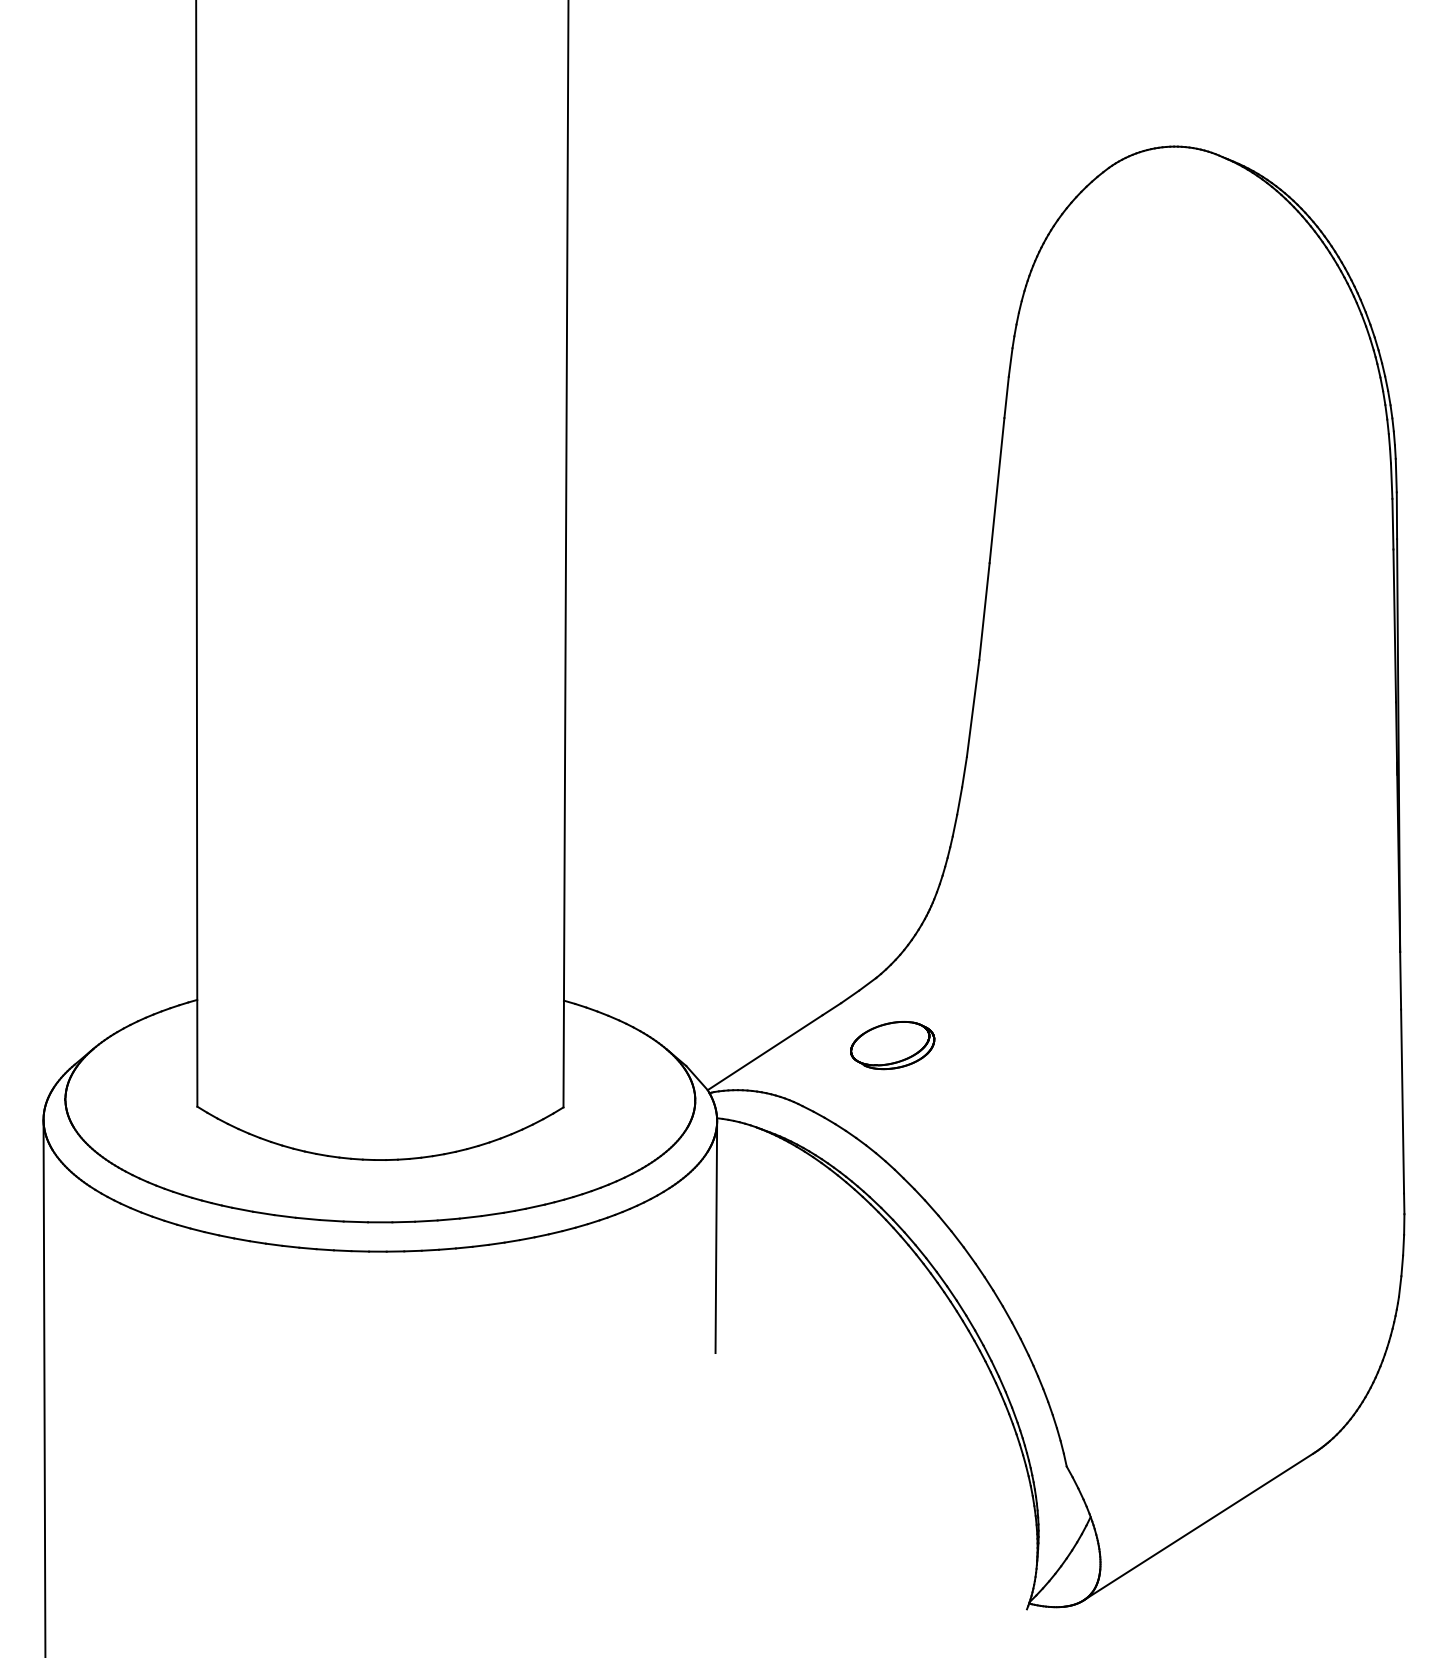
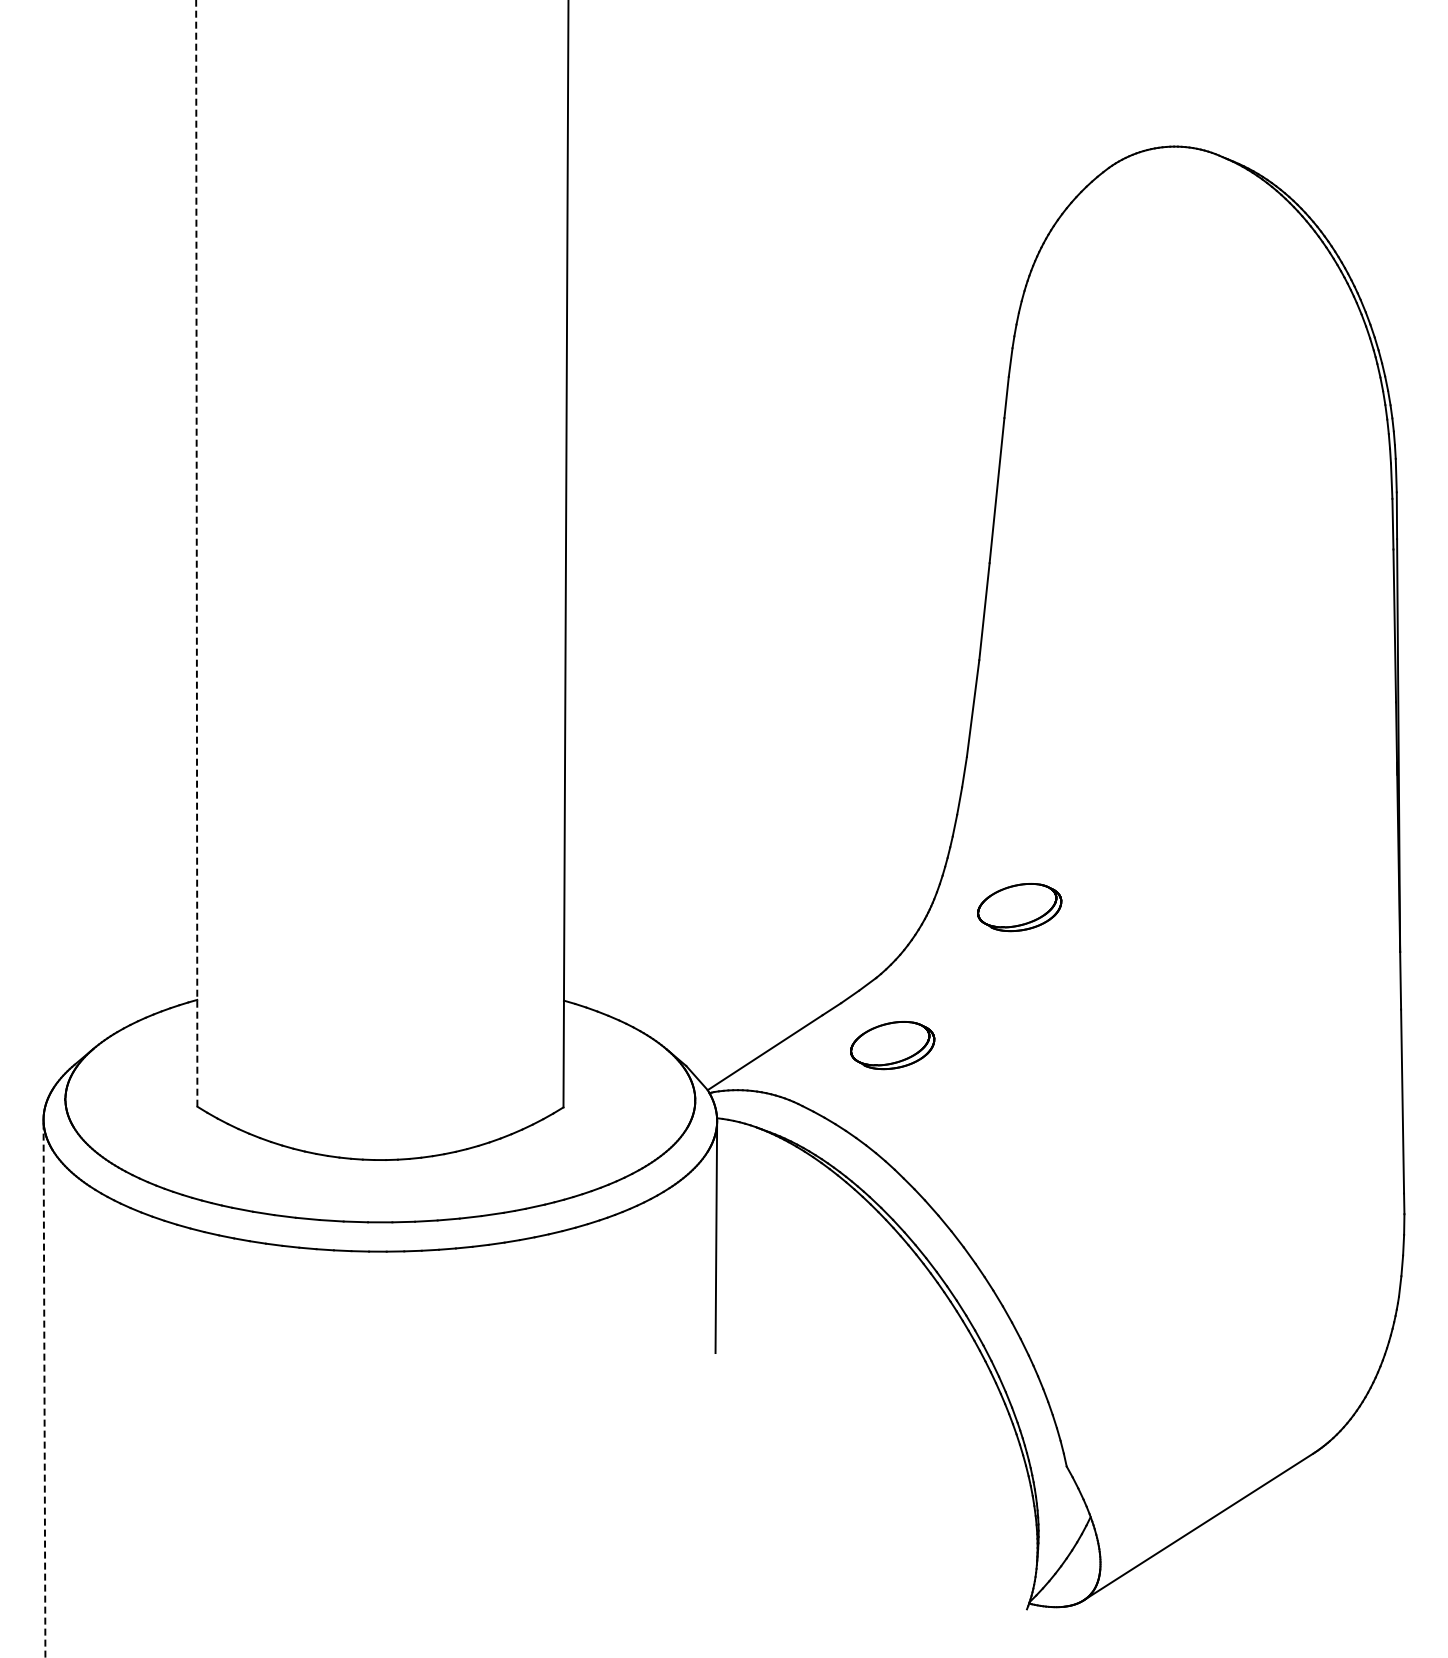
line: solid -> dashed (196, 552)
part: none -> present (1019, 907)
line: solid -> dashed (44, 1388)
